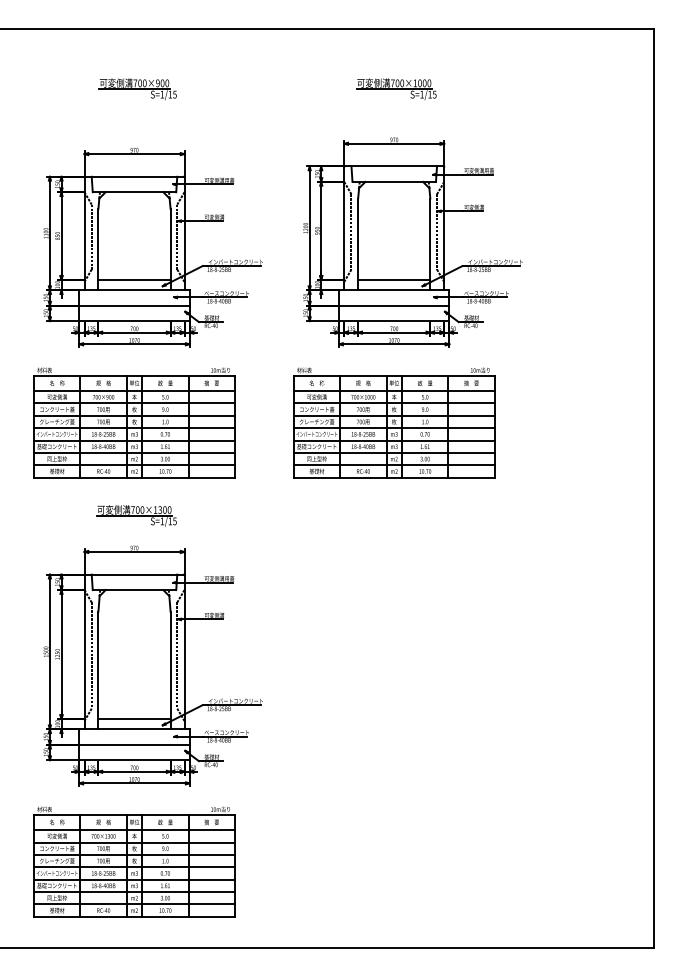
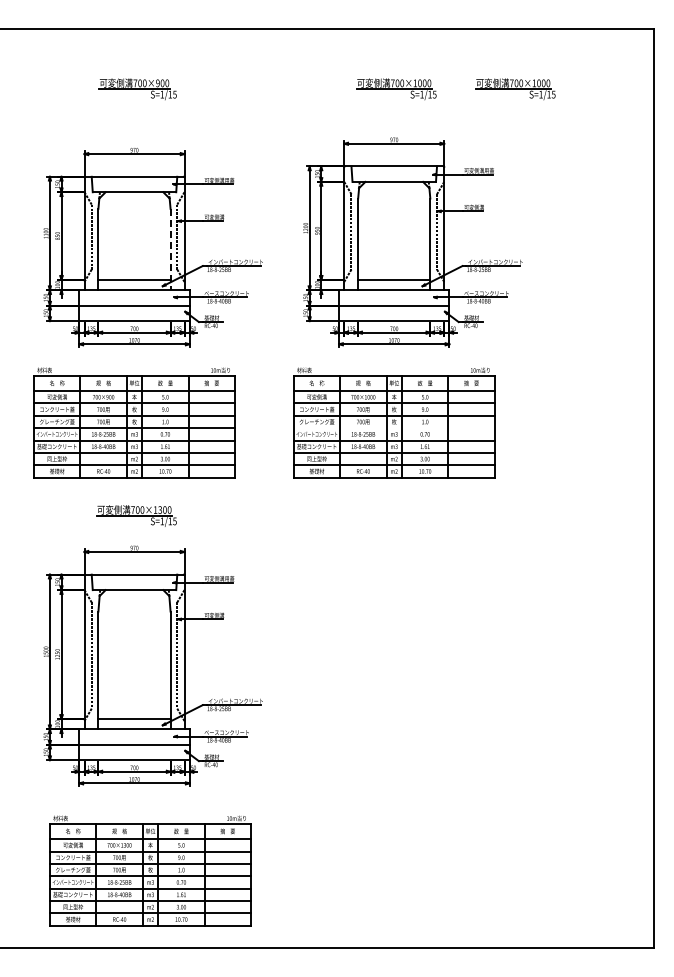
part: none -> present (515, 89)
line: solid -> dashed (170, 249)
line: present -> none (393, 428)
part position: (134, 861) -> (150, 870) (150, 870)
